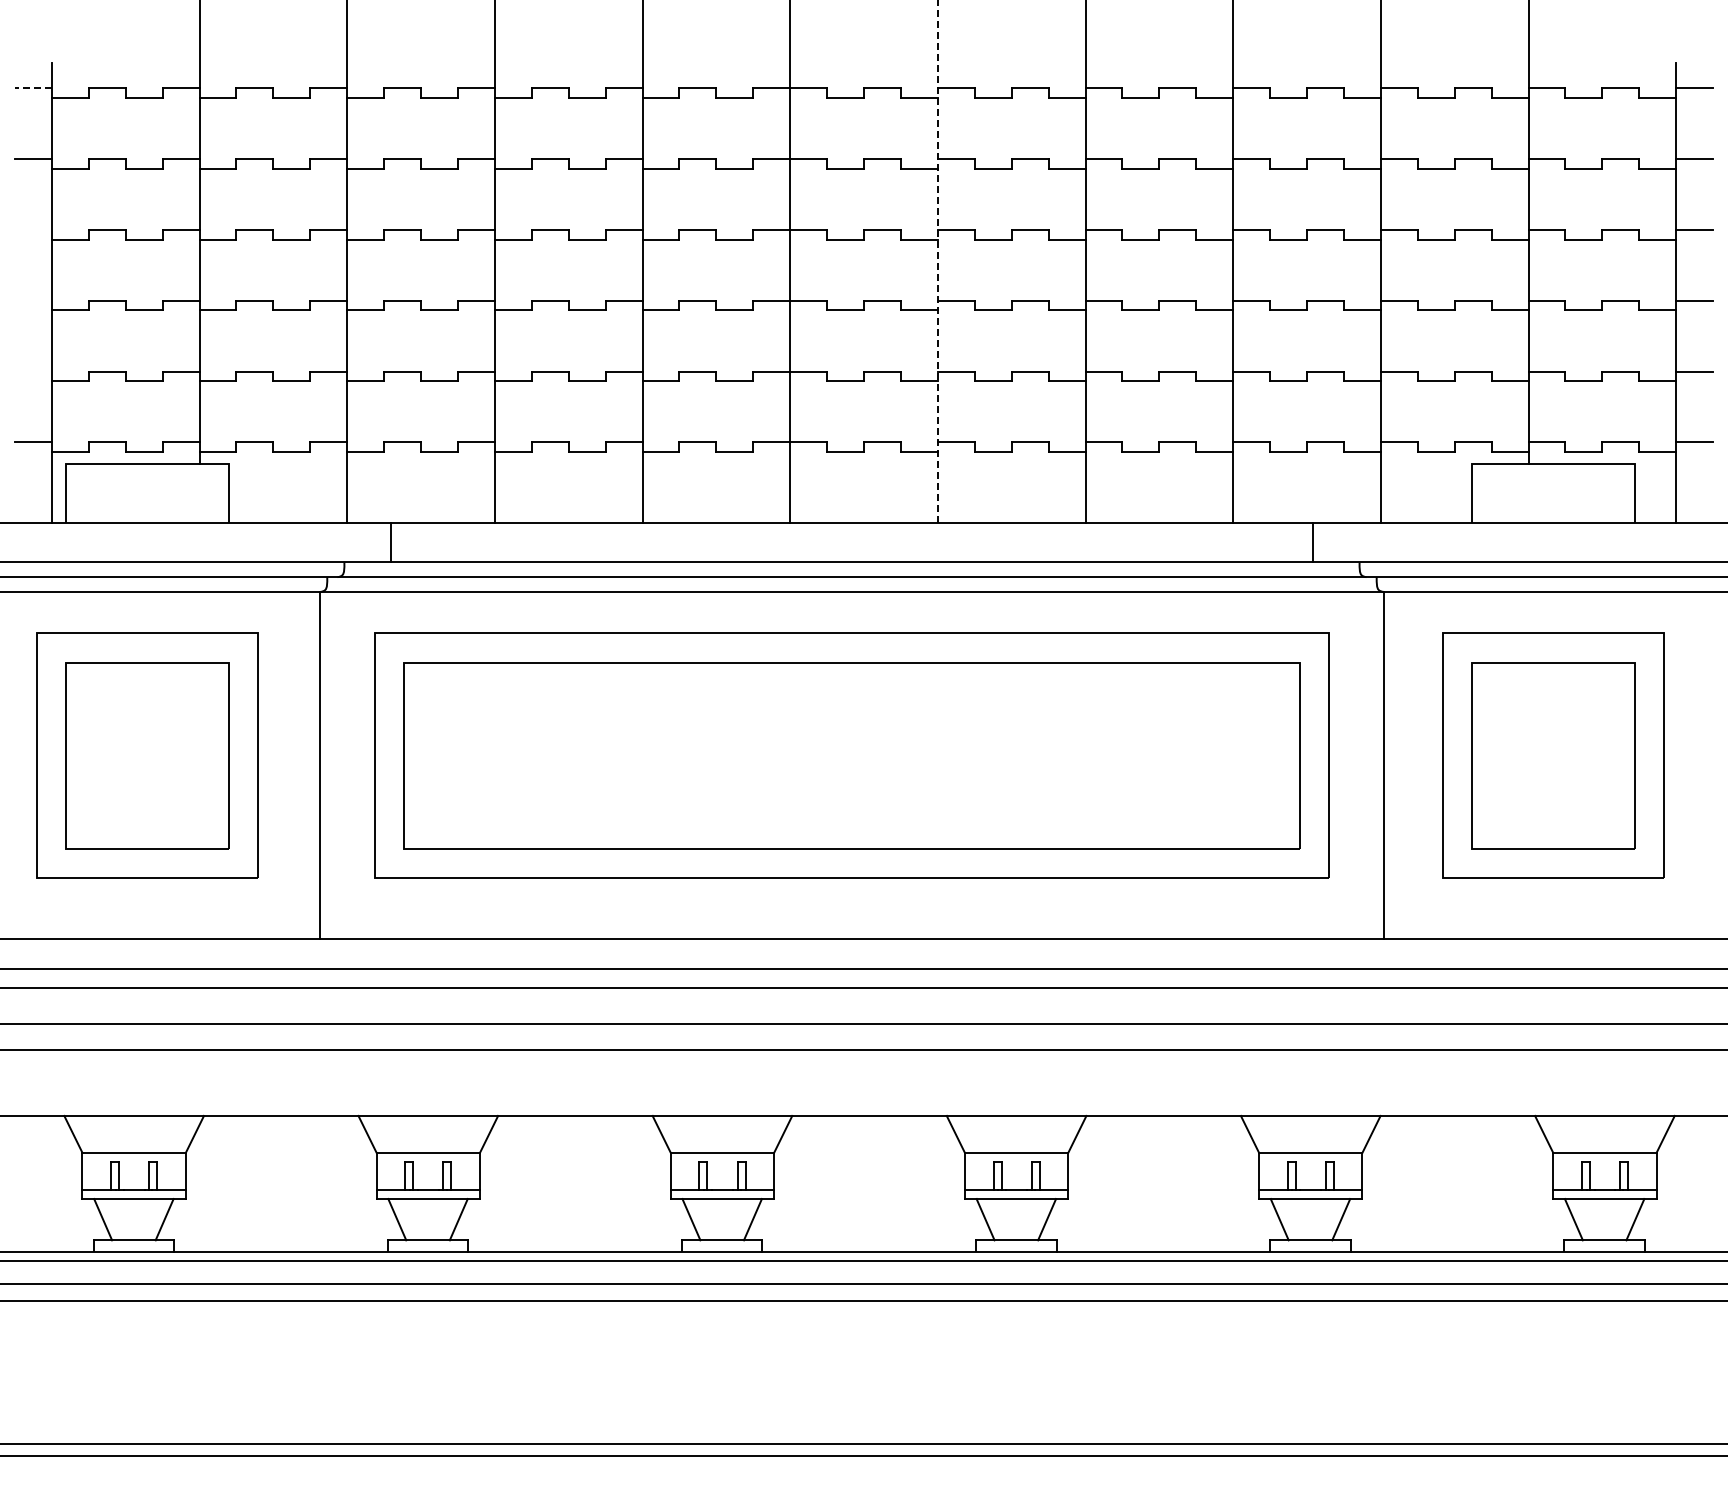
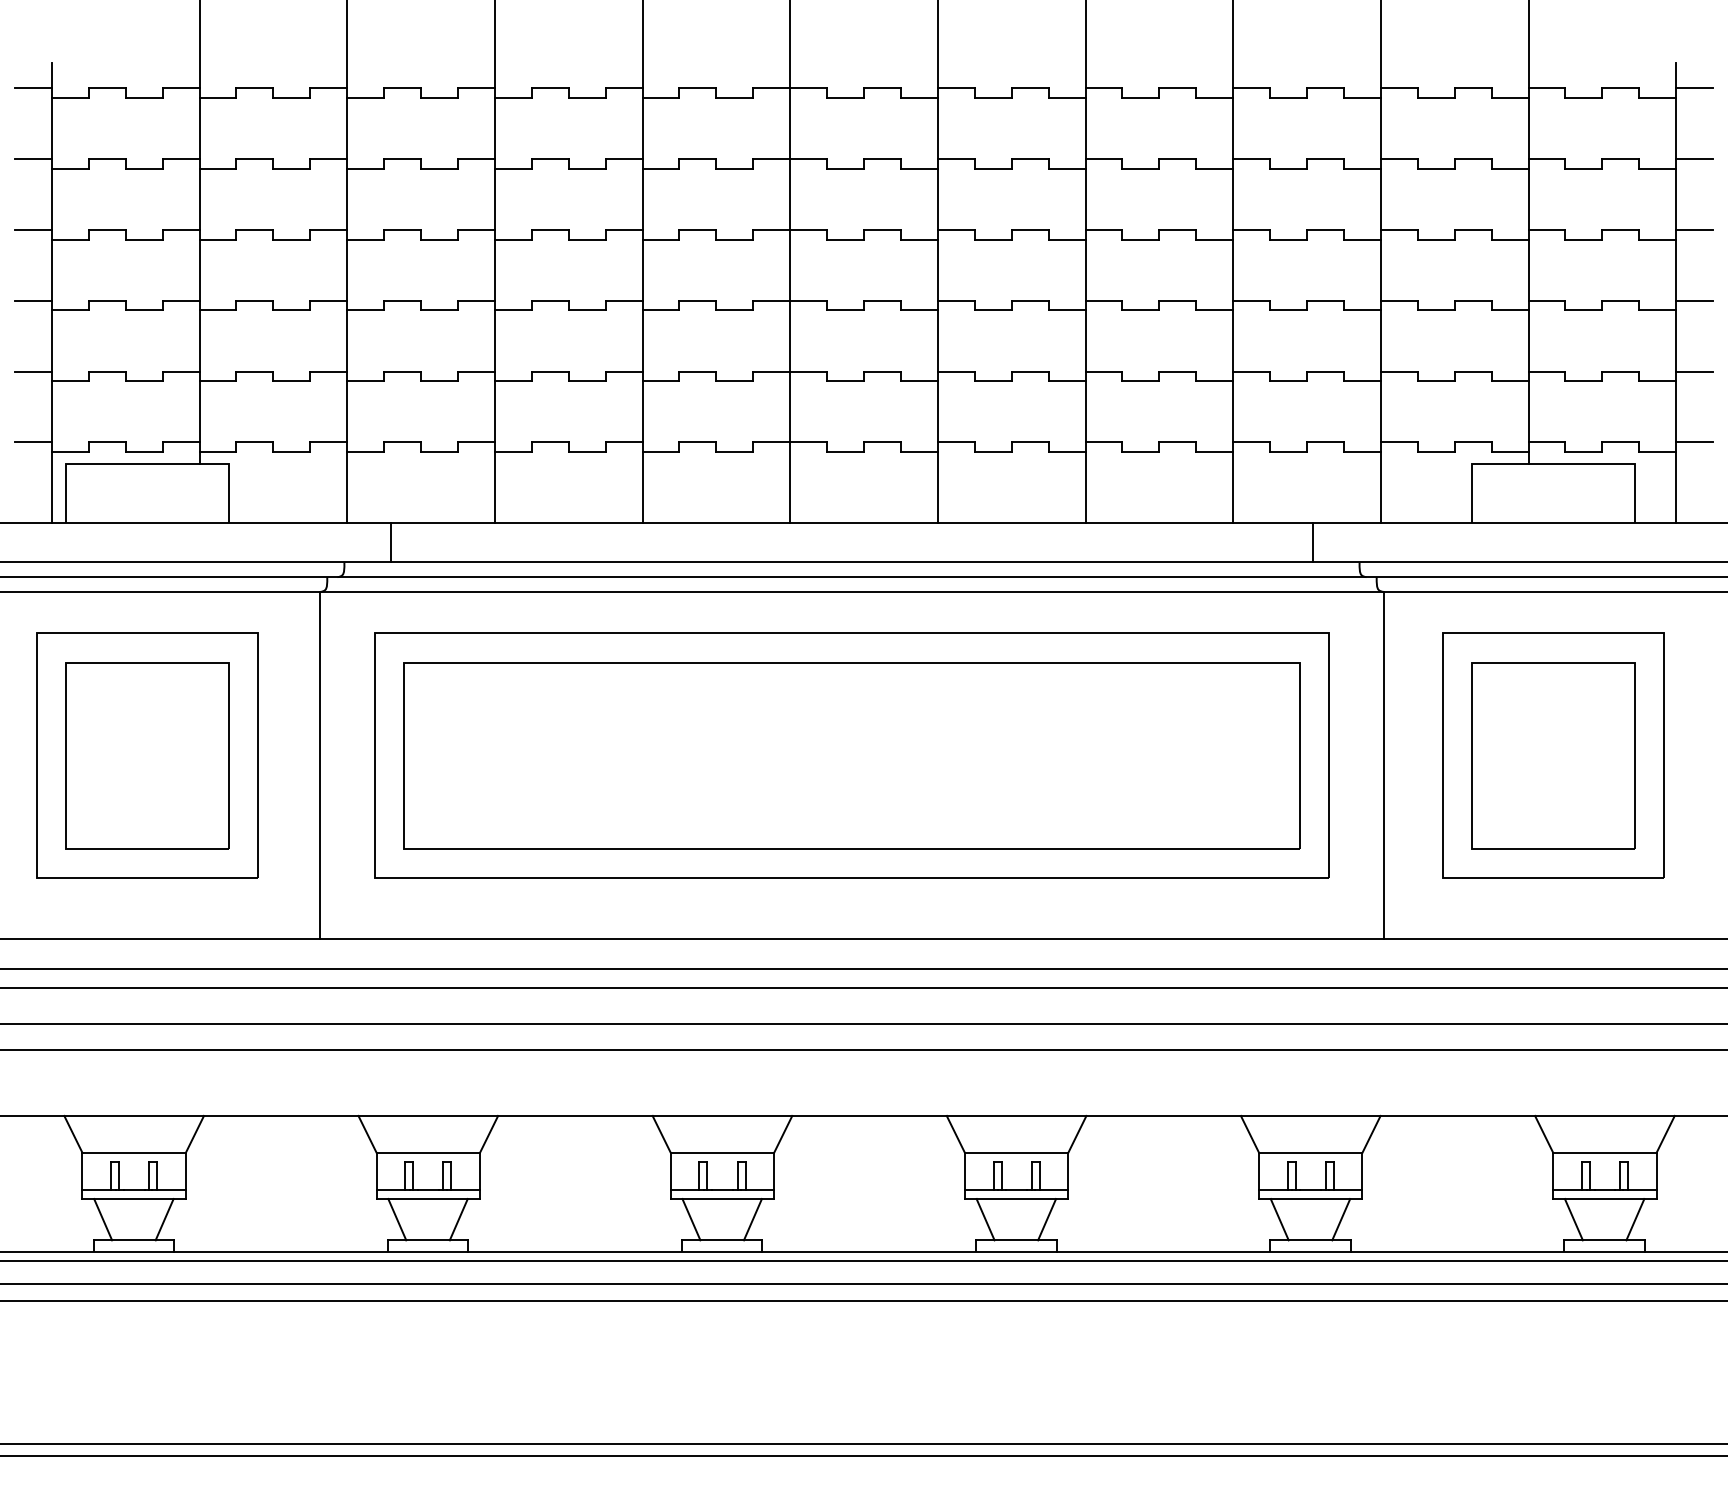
line: dashed -> solid (32, 88)
line: none -> present (32, 229)
line: dashed -> solid (937, 261)
line: none -> present (32, 300)
line: none -> present (32, 371)
